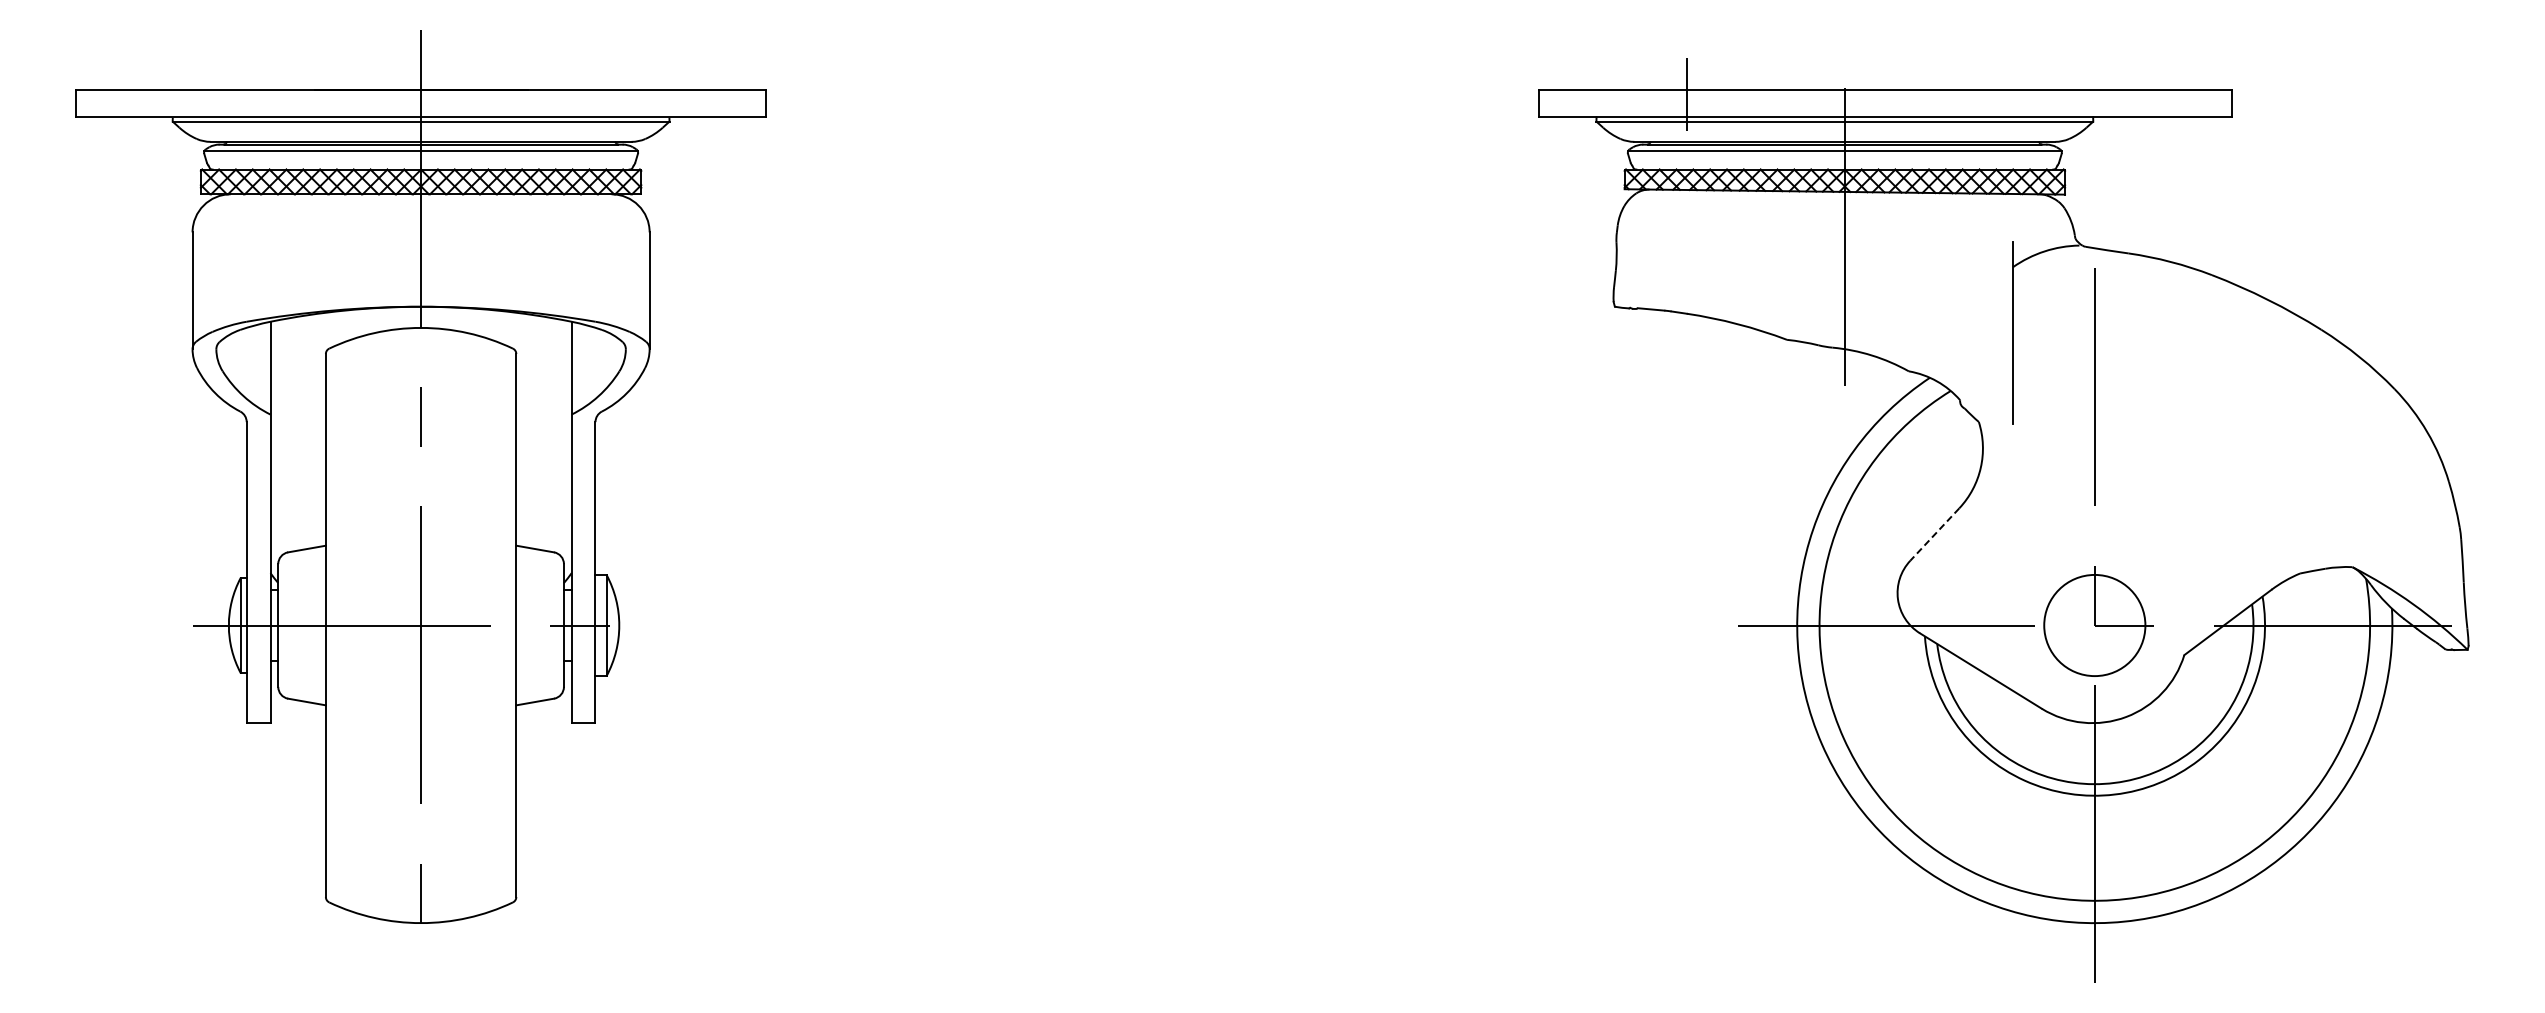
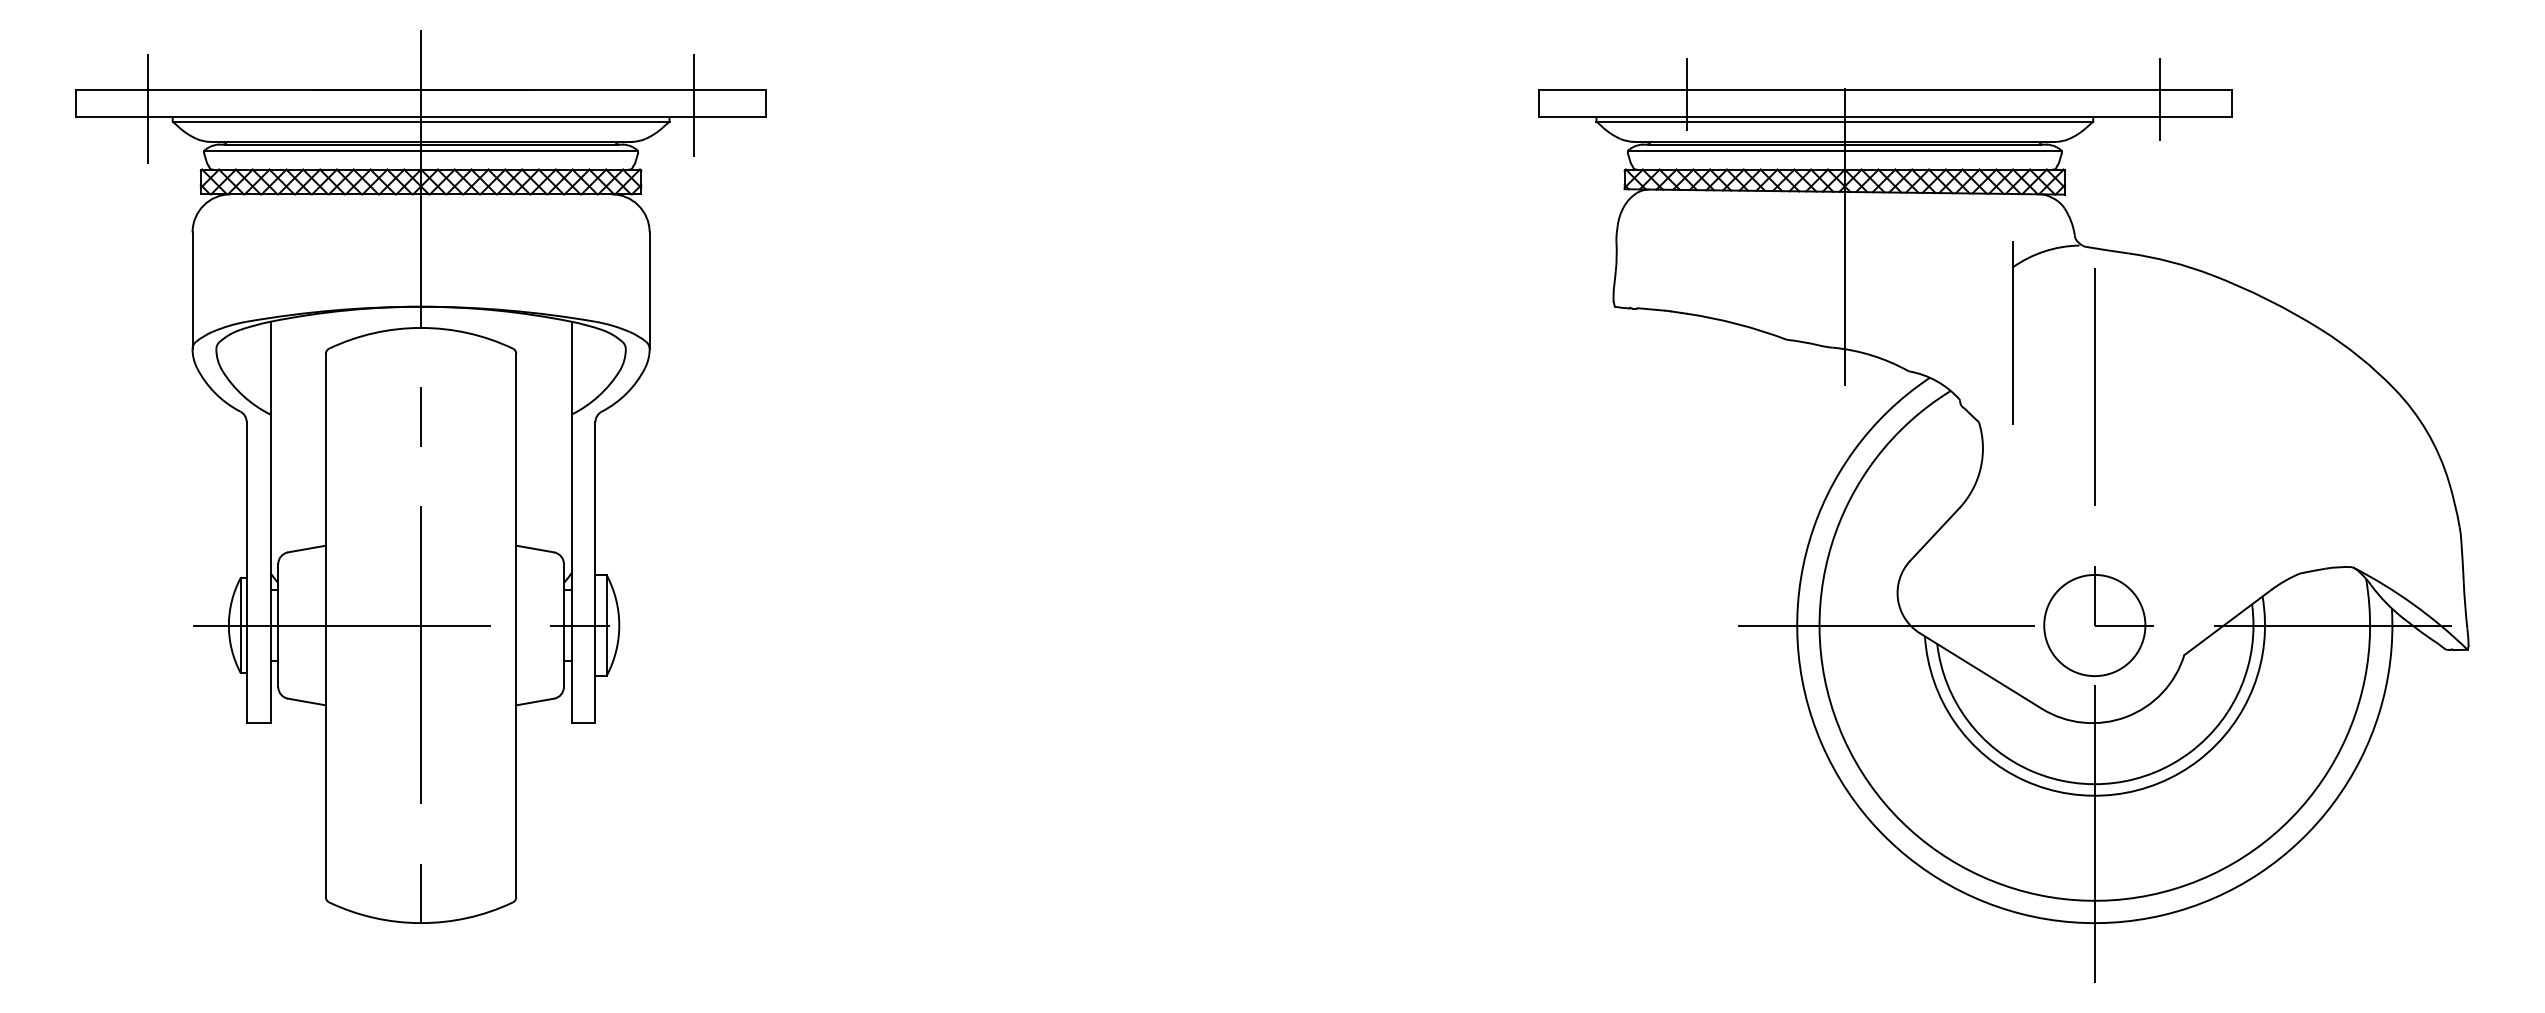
line: none -> present (2160, 99)
line: none -> present (694, 105)
line: none -> present (147, 109)
line: dashed -> solid (1934, 534)
